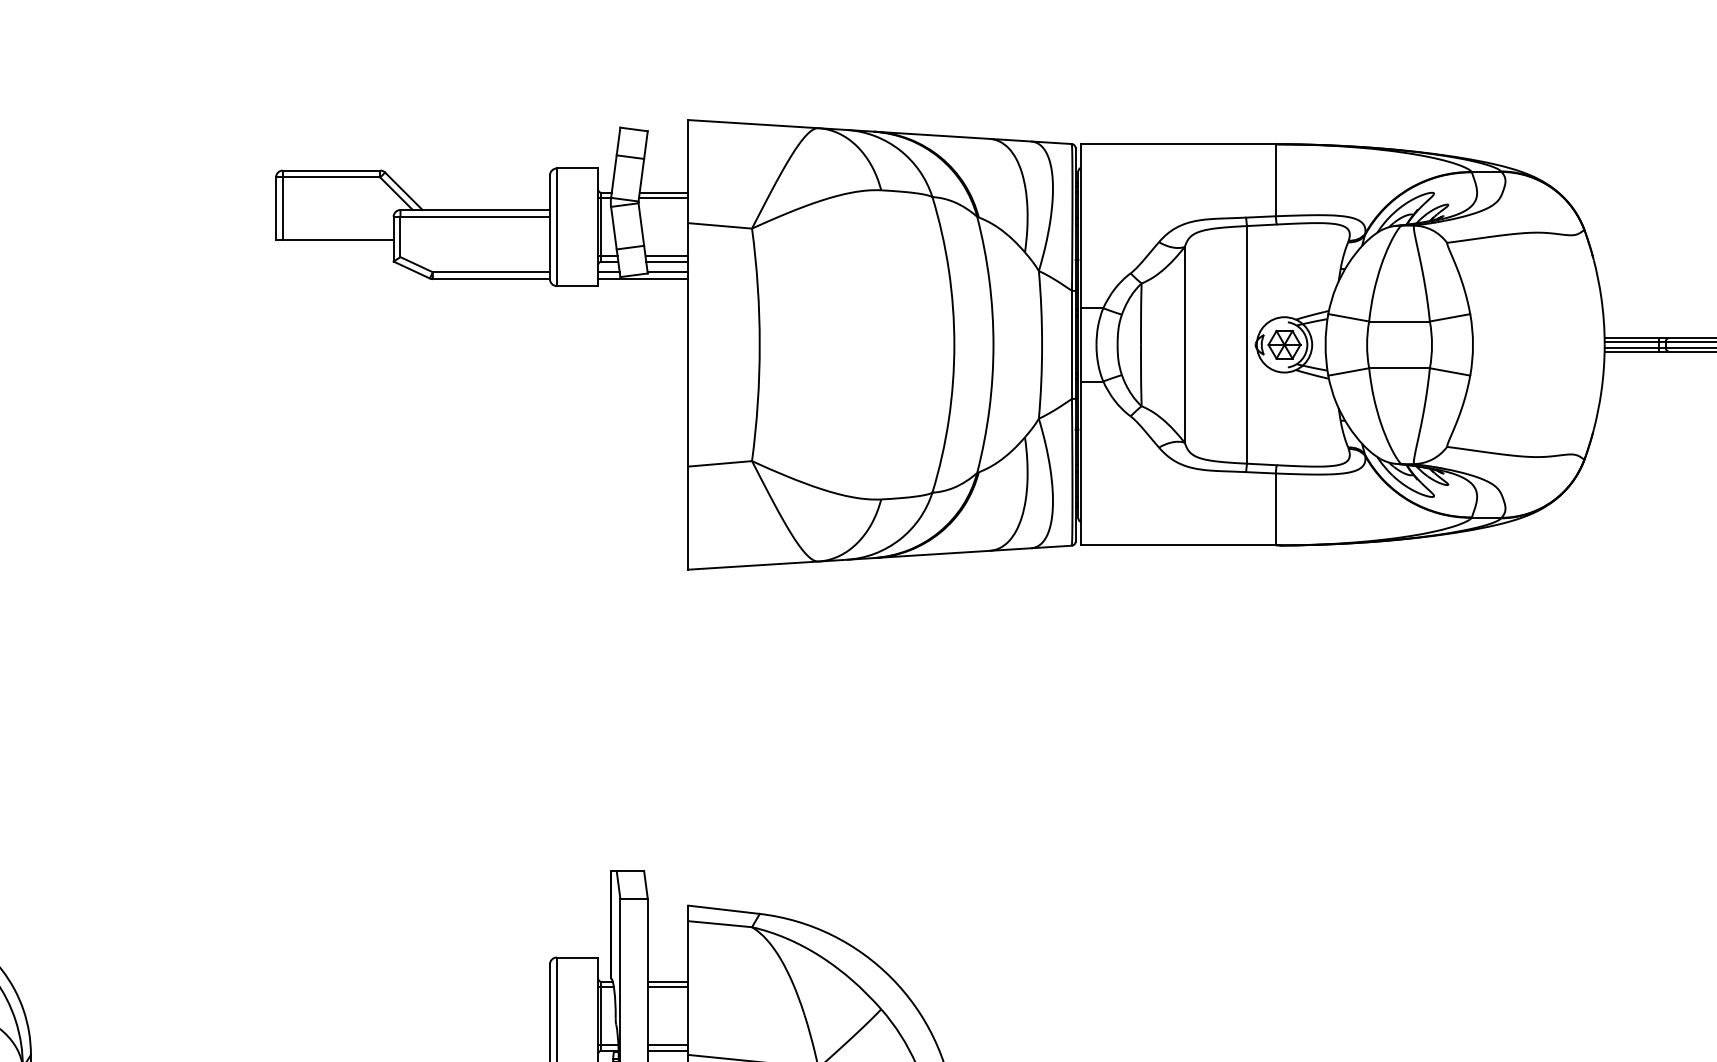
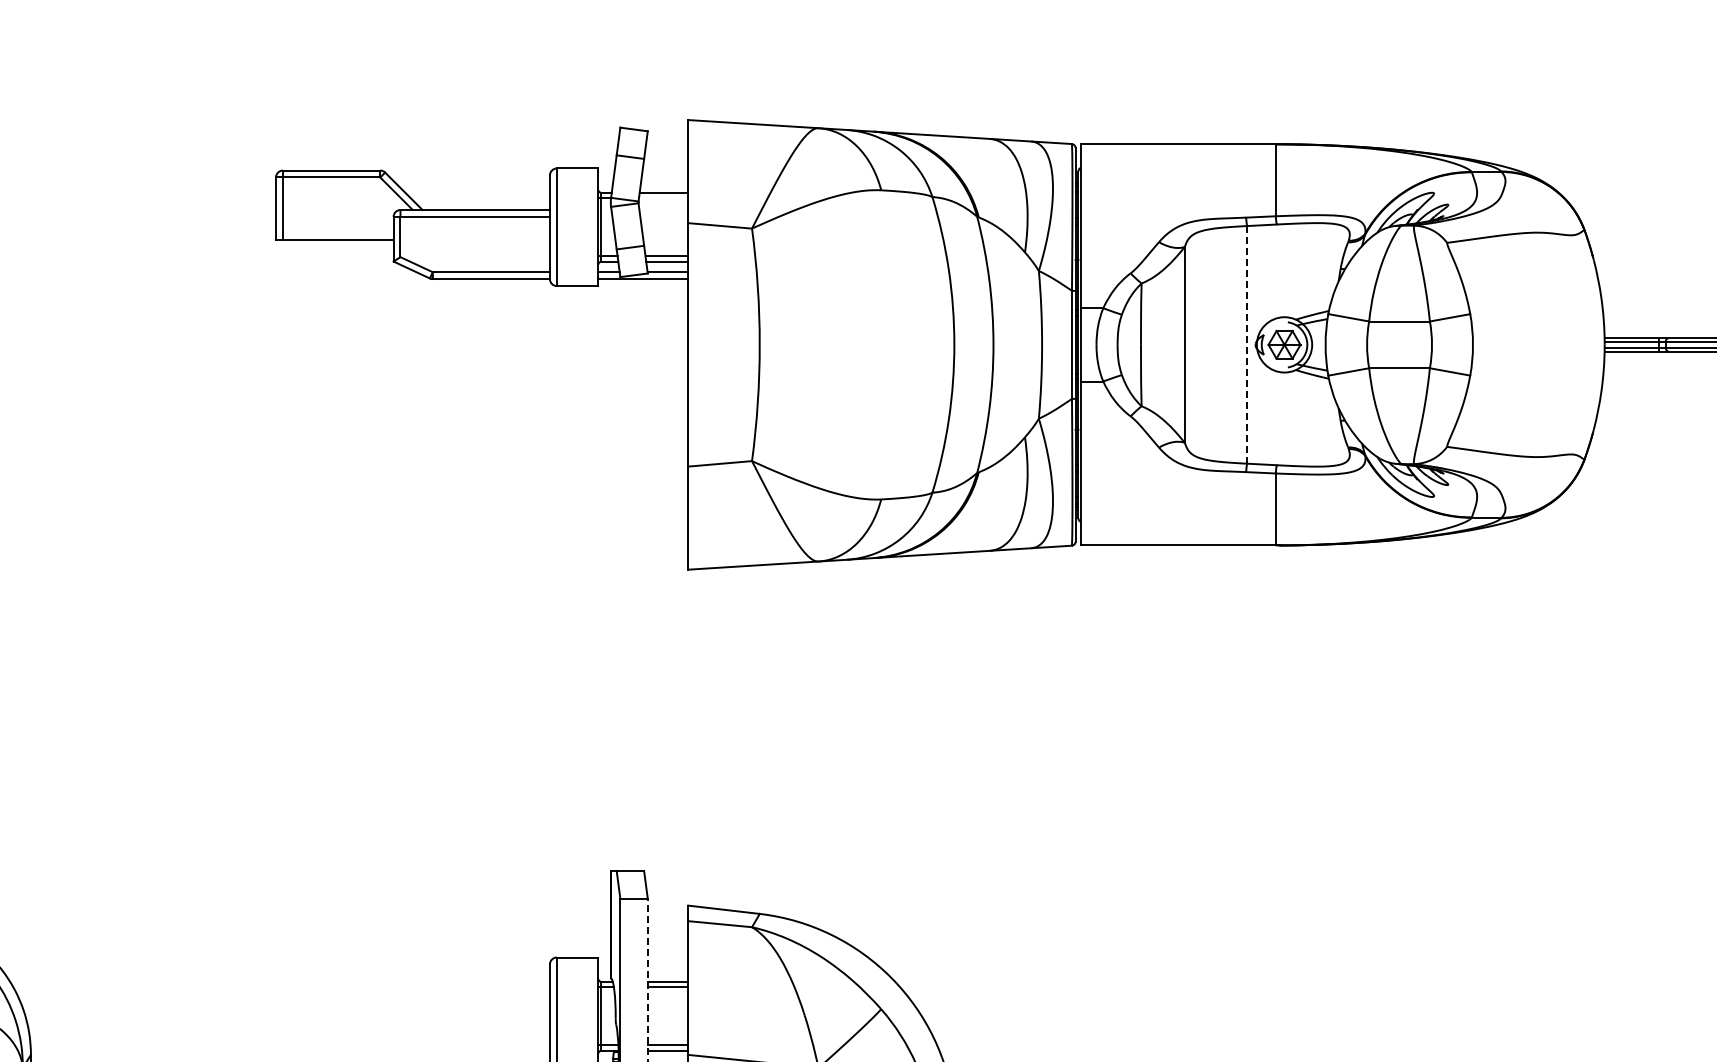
line: present -> none (663, 198)
line: solid -> dashed (1247, 344)
line: solid -> dashed (647, 979)
